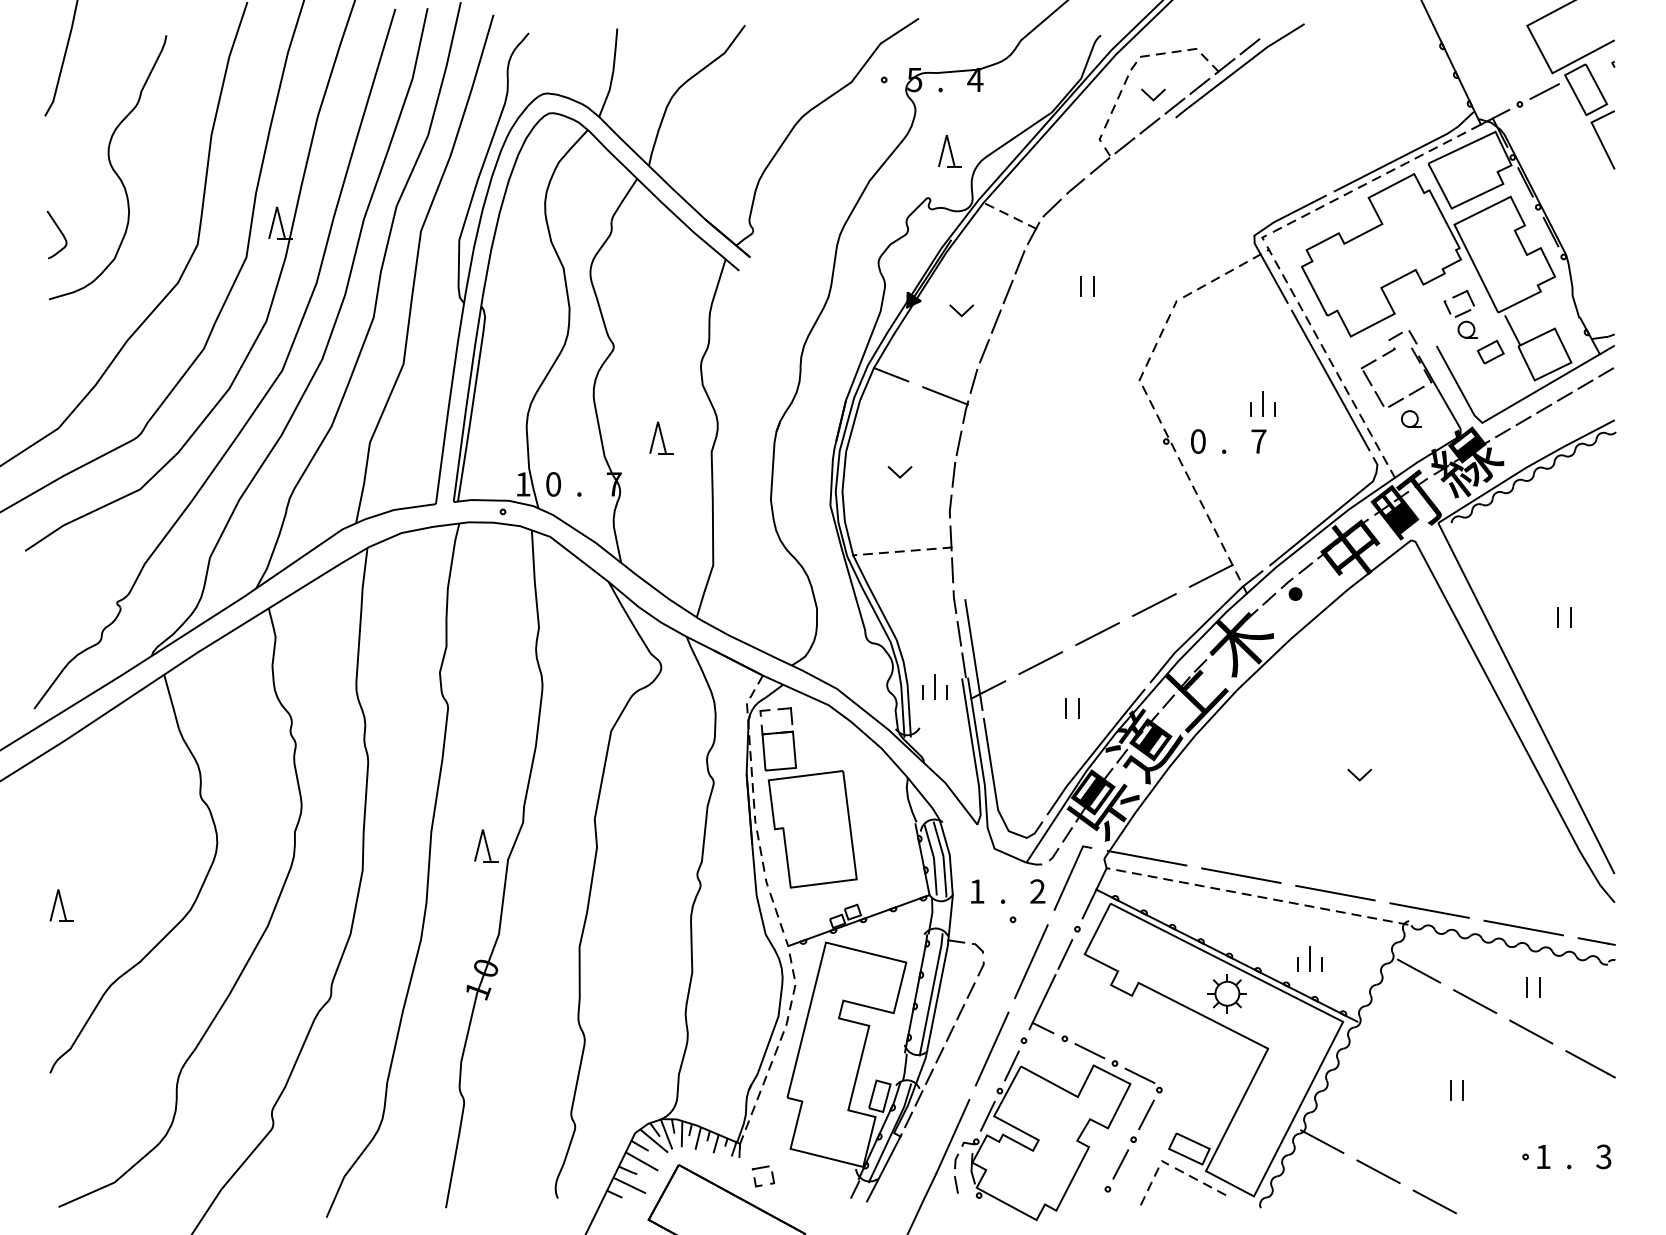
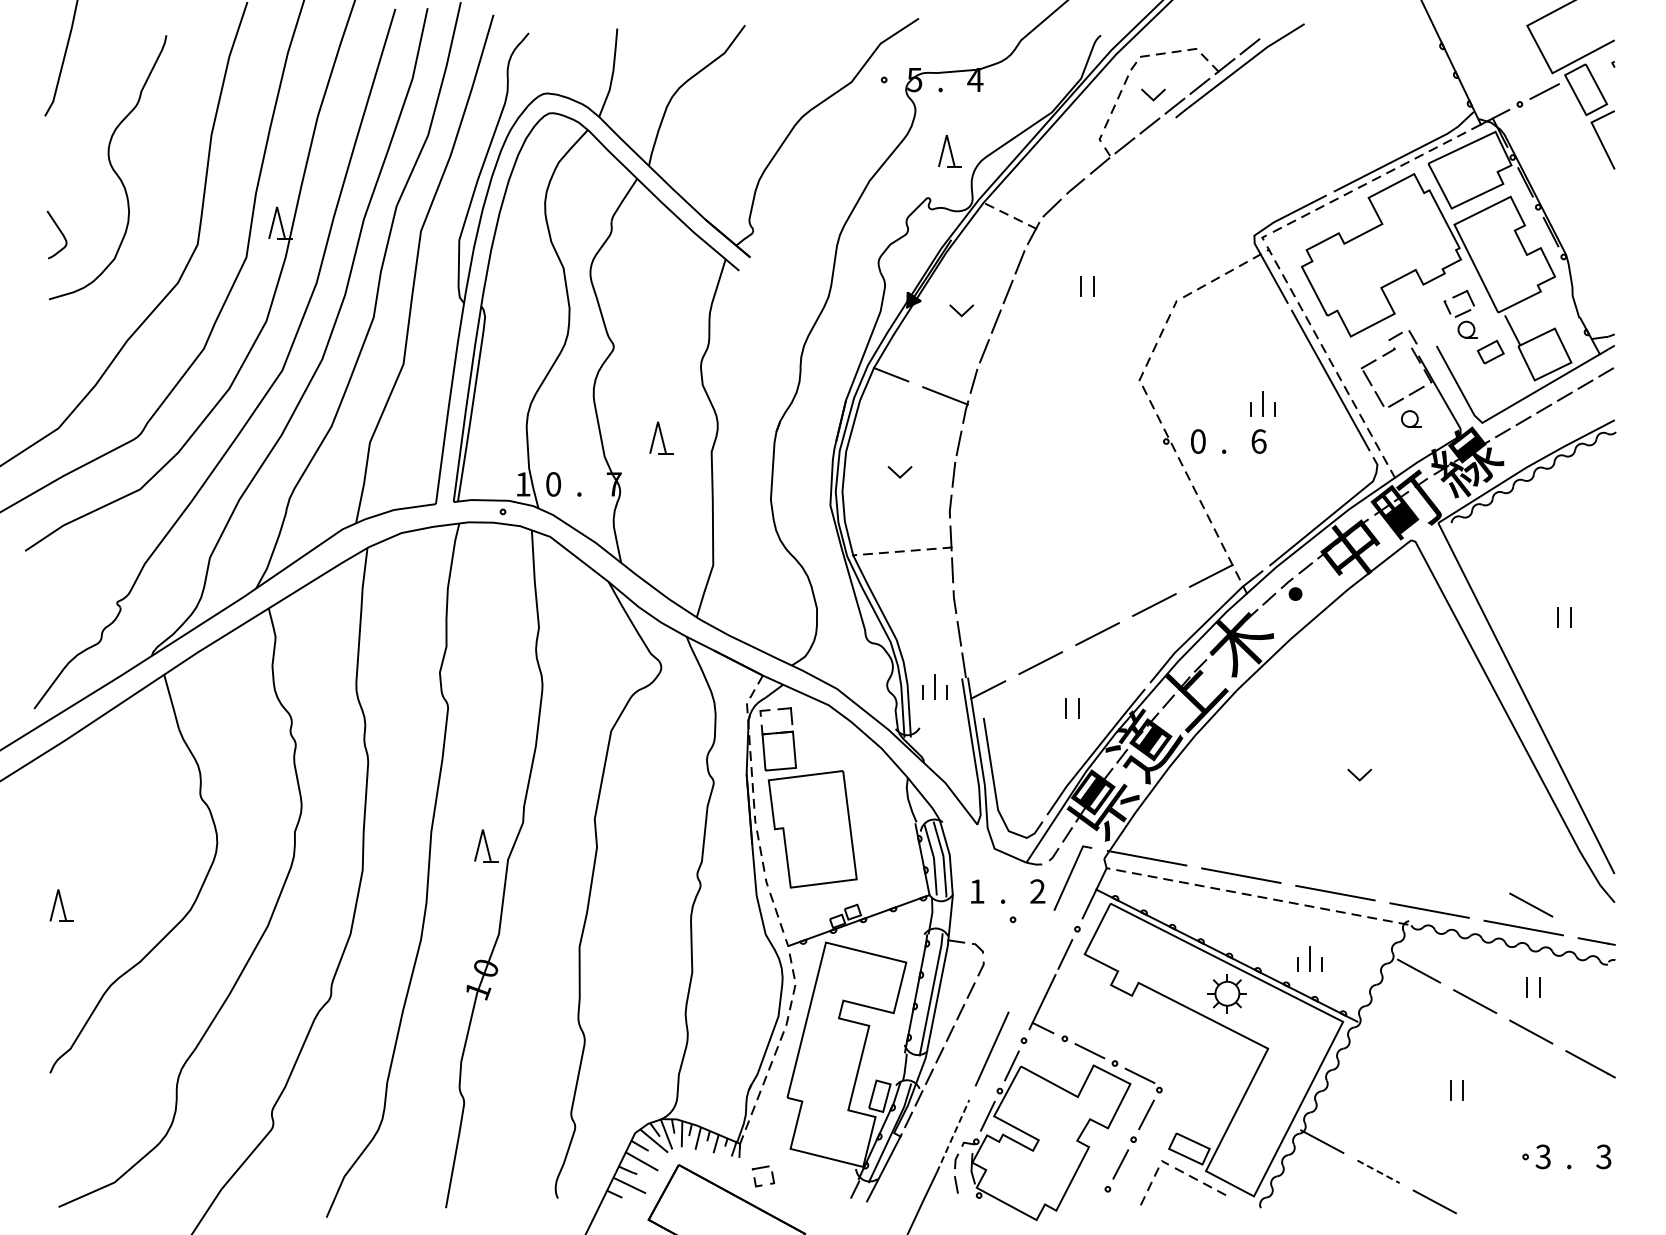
text: 7 -> 6 (1258, 441)
line: present -> none (973, 655)
line: none -> present (1531, 904)
line: present -> none (1031, 961)
line: solid -> dashed (953, 1136)
text: 1 -> 3 (1542, 1156)
line: solid -> dashed (1378, 1171)
